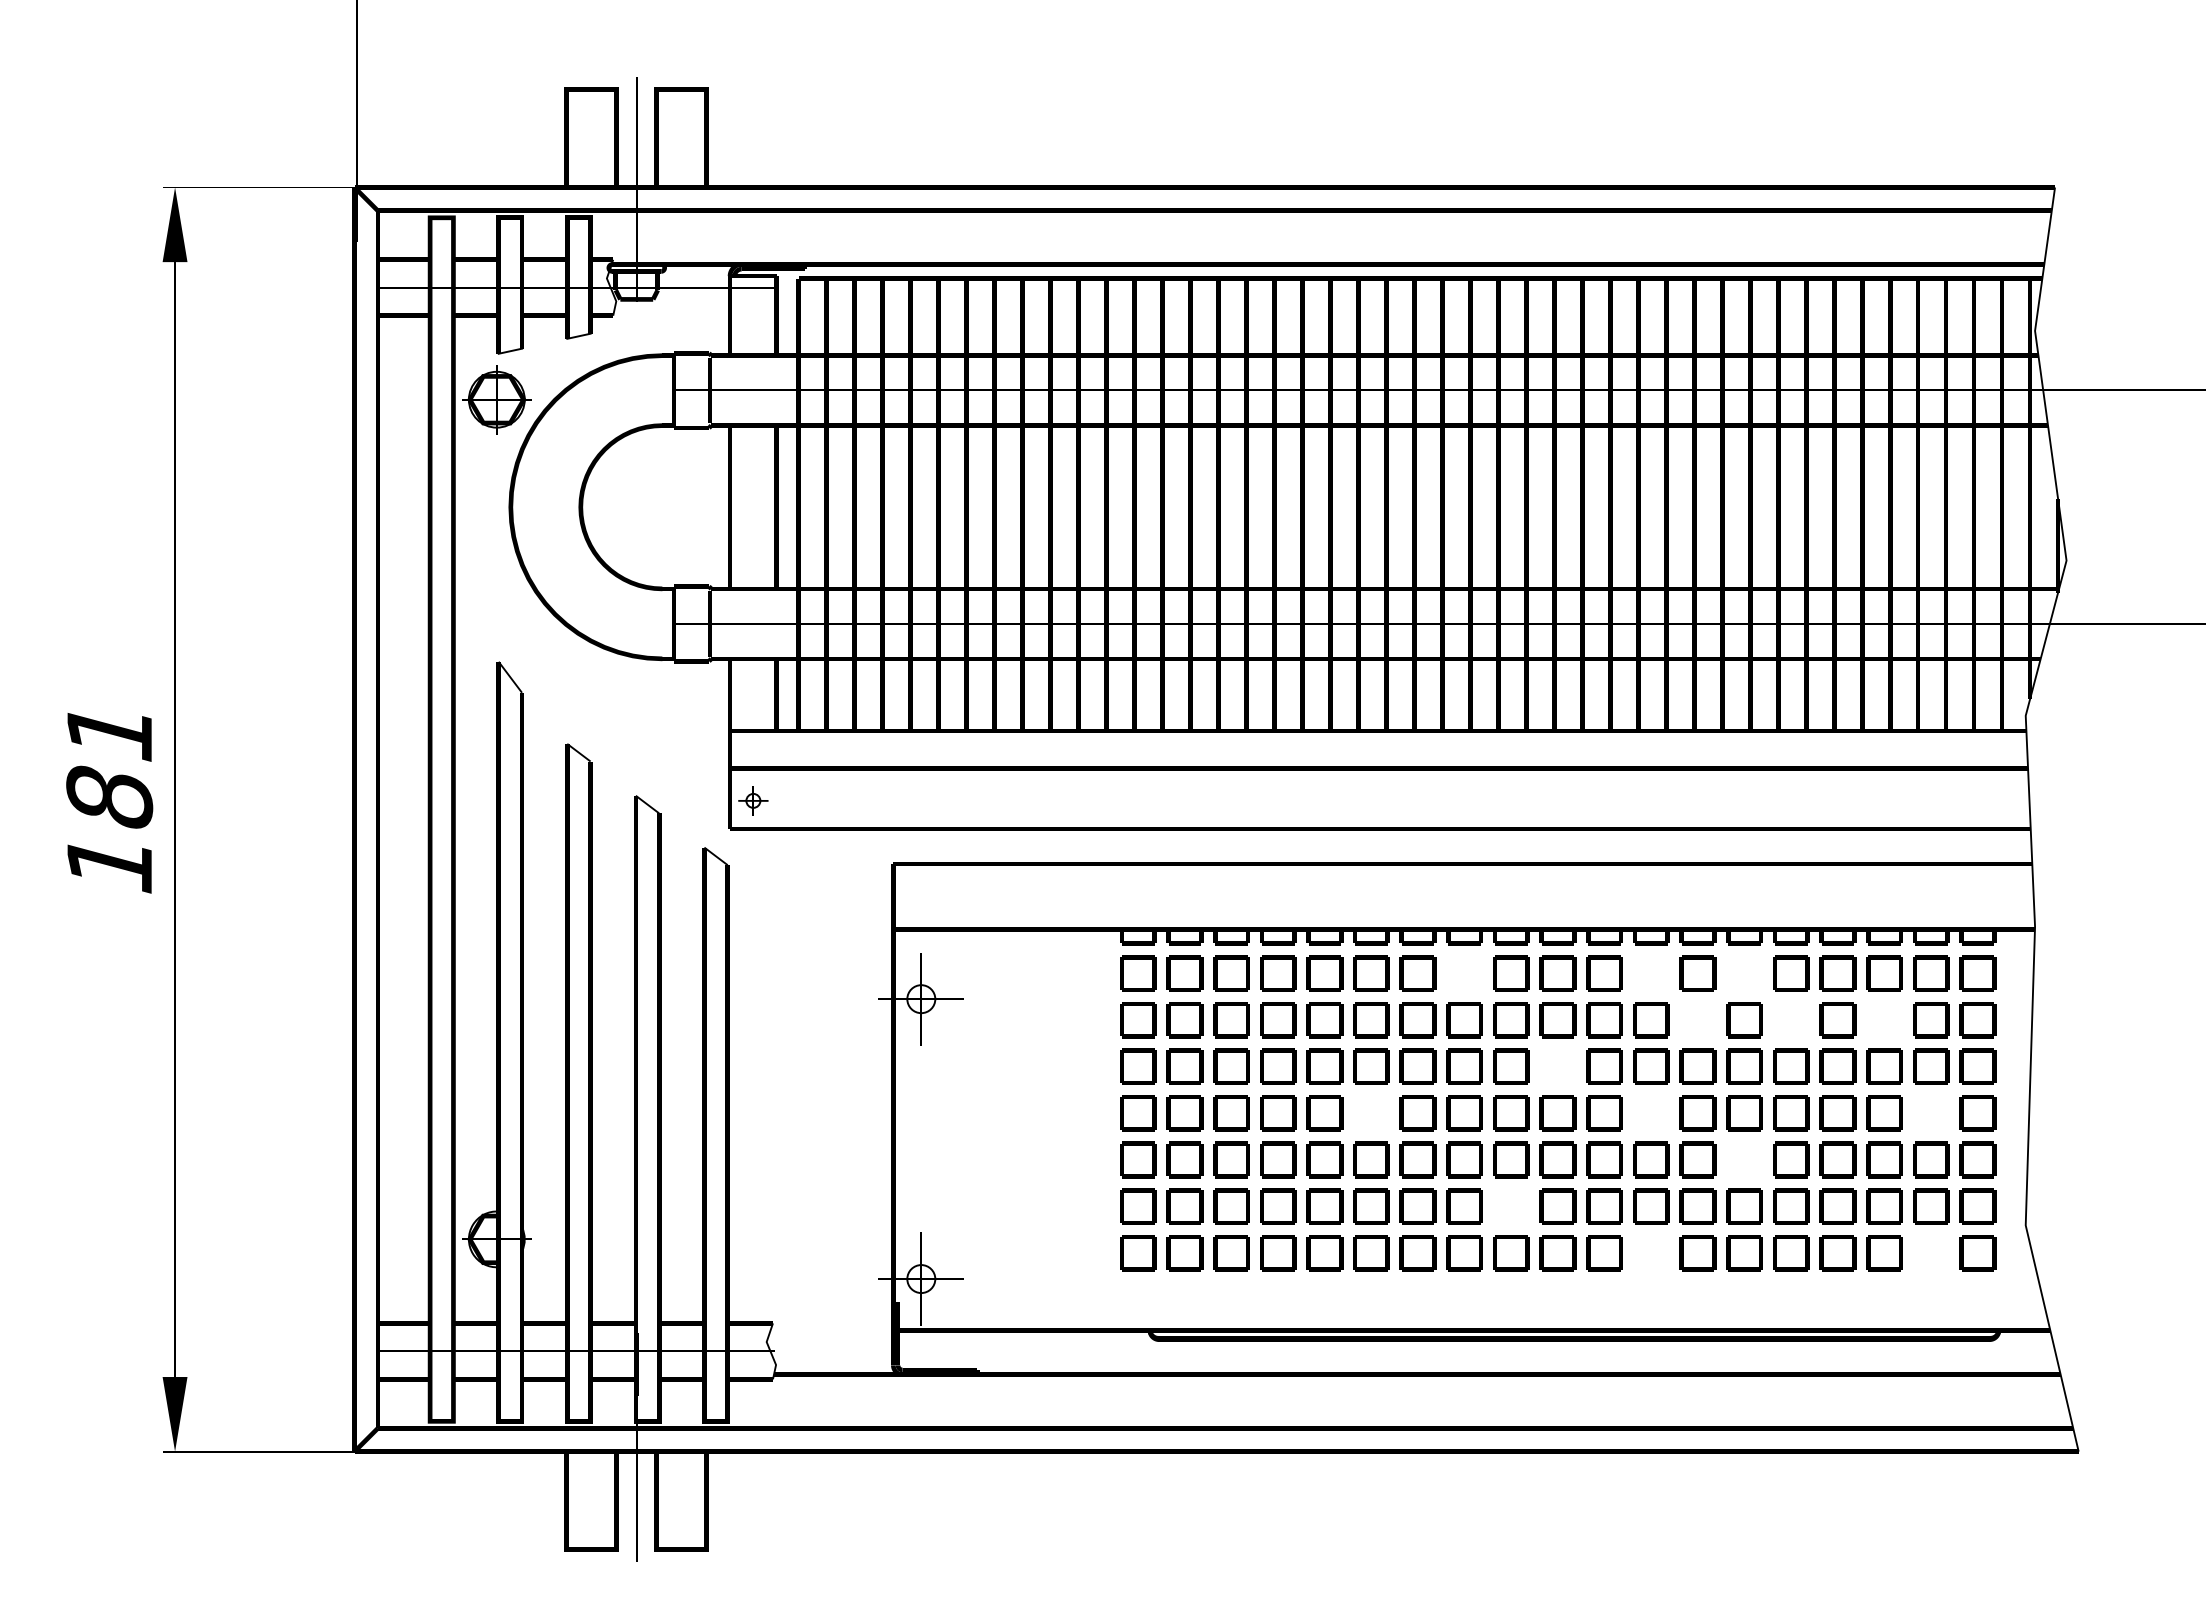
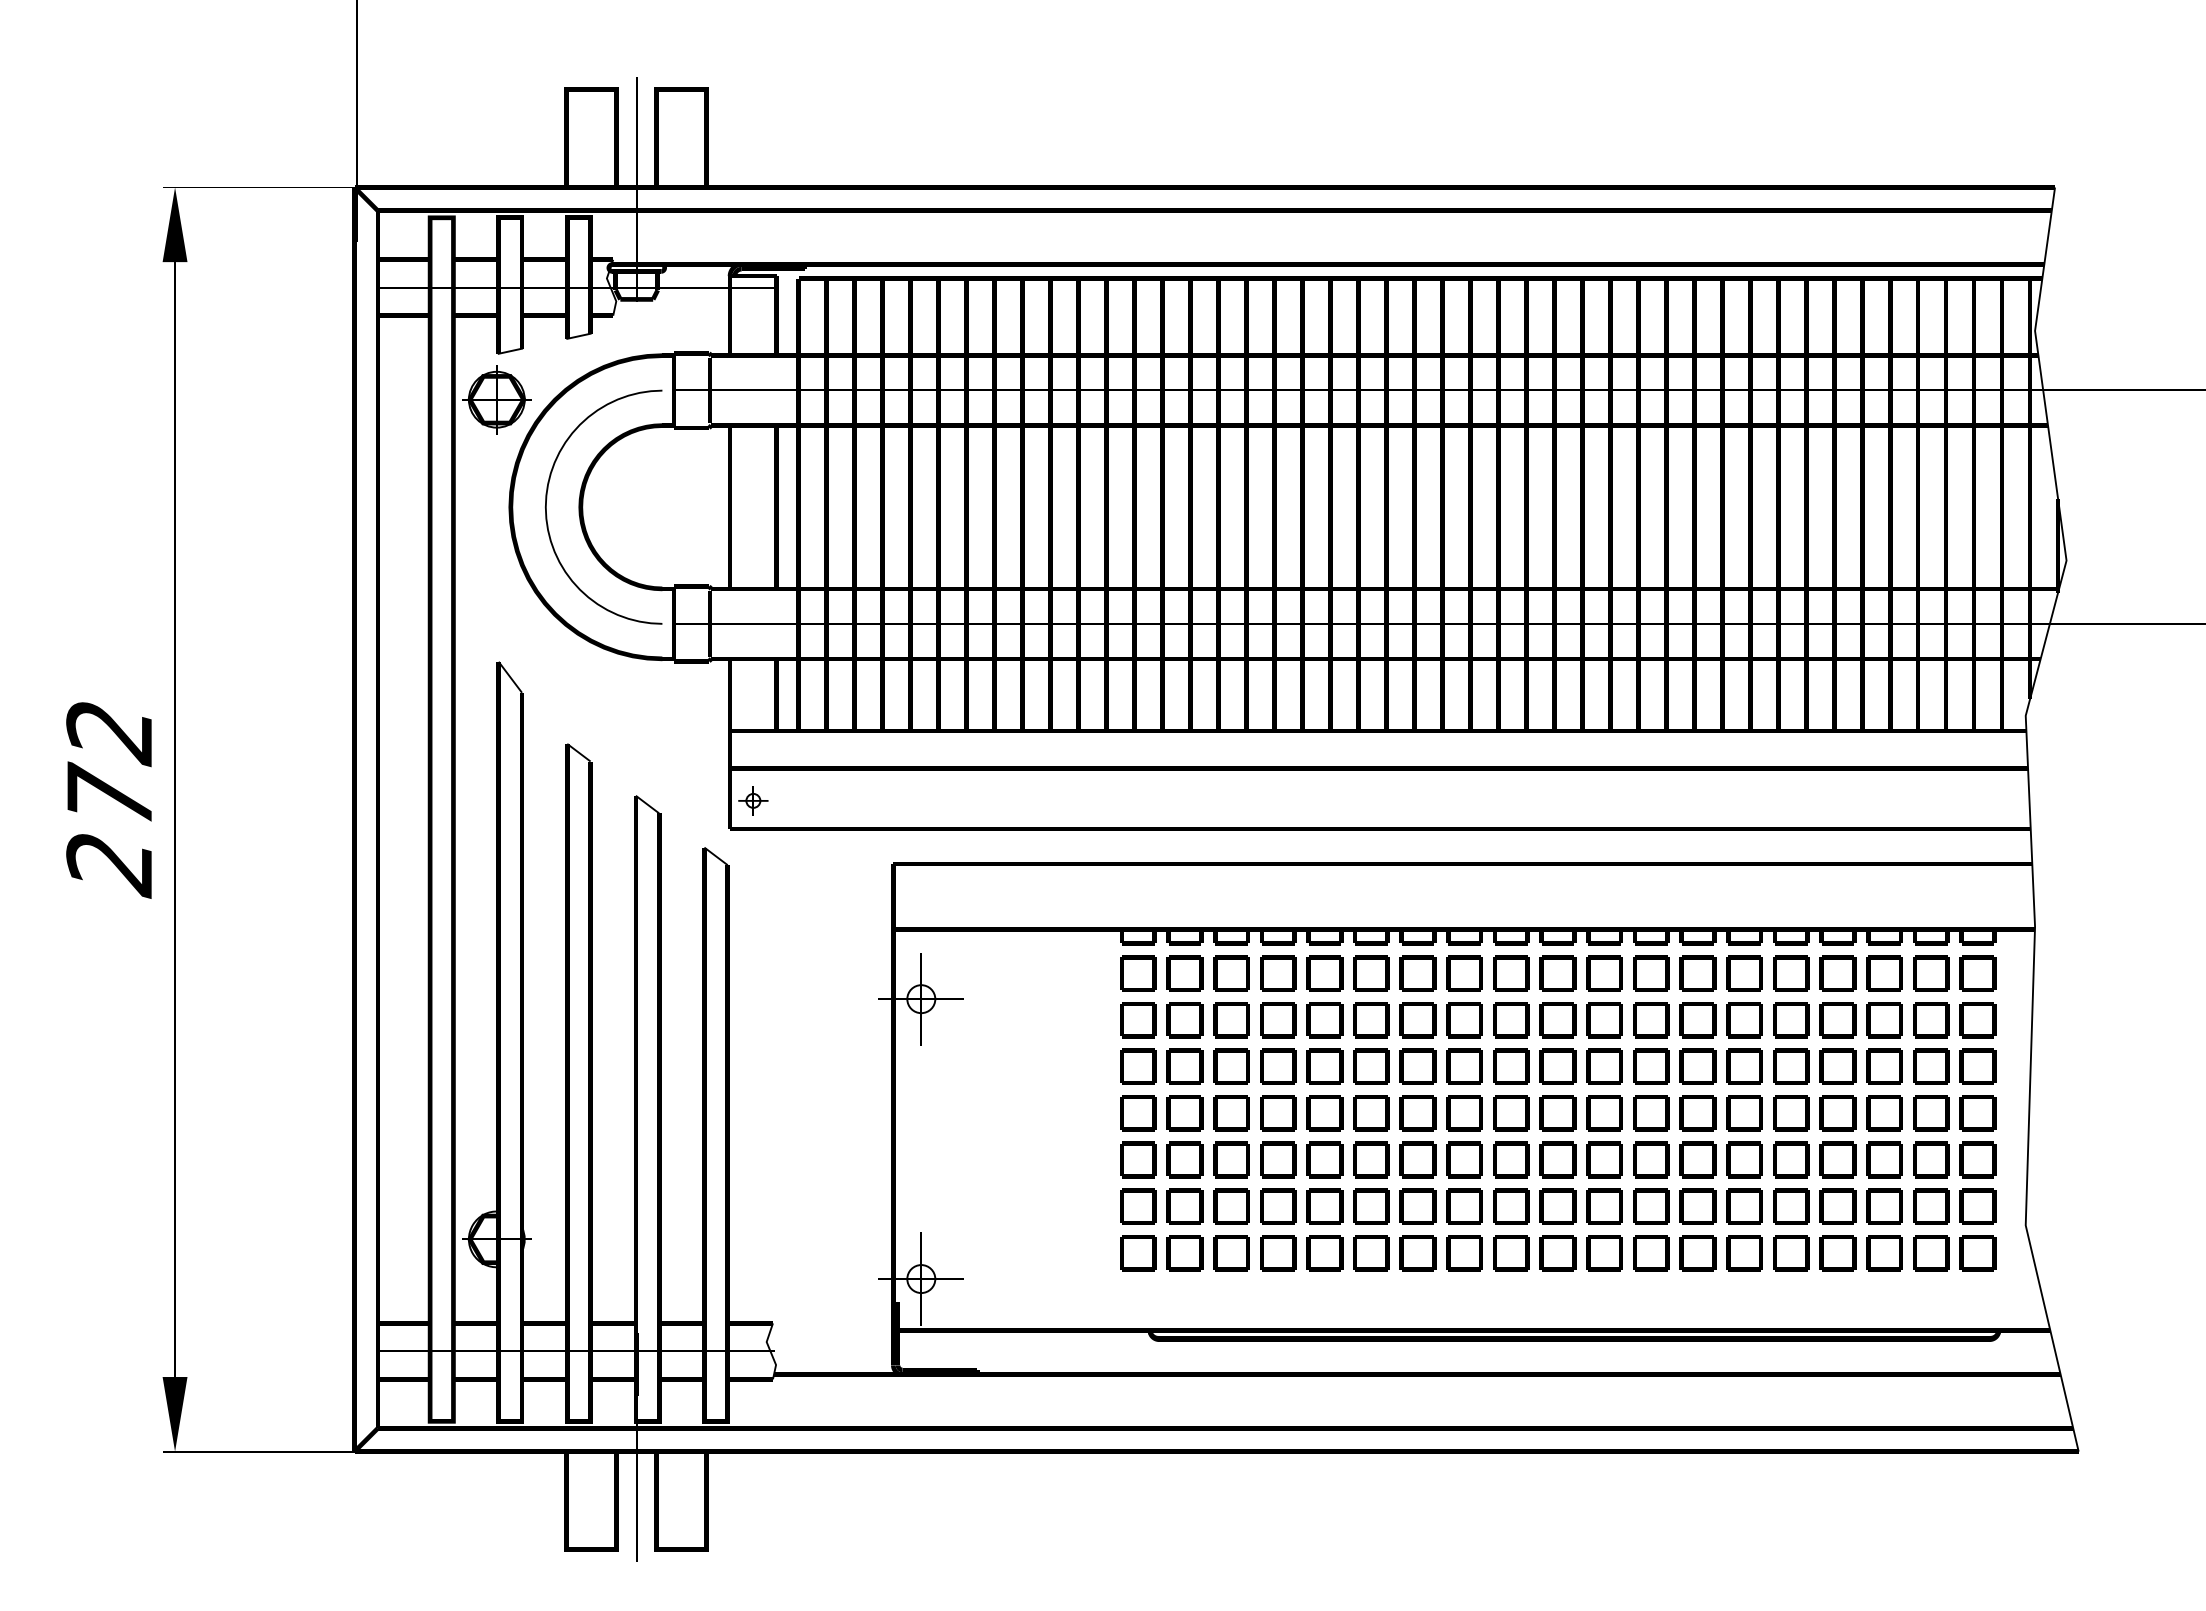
curve: none -> present (547, 498)
text: 181 -> 272 (109, 800)
part: none -> present (1464, 973)
part: none -> present (1651, 973)
part: none -> present (1744, 973)
part: none -> present (1697, 1020)
part: none -> present (1791, 1020)
part: none -> present (1884, 1020)
part: none -> present (1557, 1066)
part: none -> present (1371, 1113)
part: none -> present (1651, 1113)
part: none -> present (1931, 1113)
part: none -> present (1744, 1159)
part: none -> present (1511, 1206)
part: none -> present (1651, 1253)
part: none -> present (1931, 1253)
